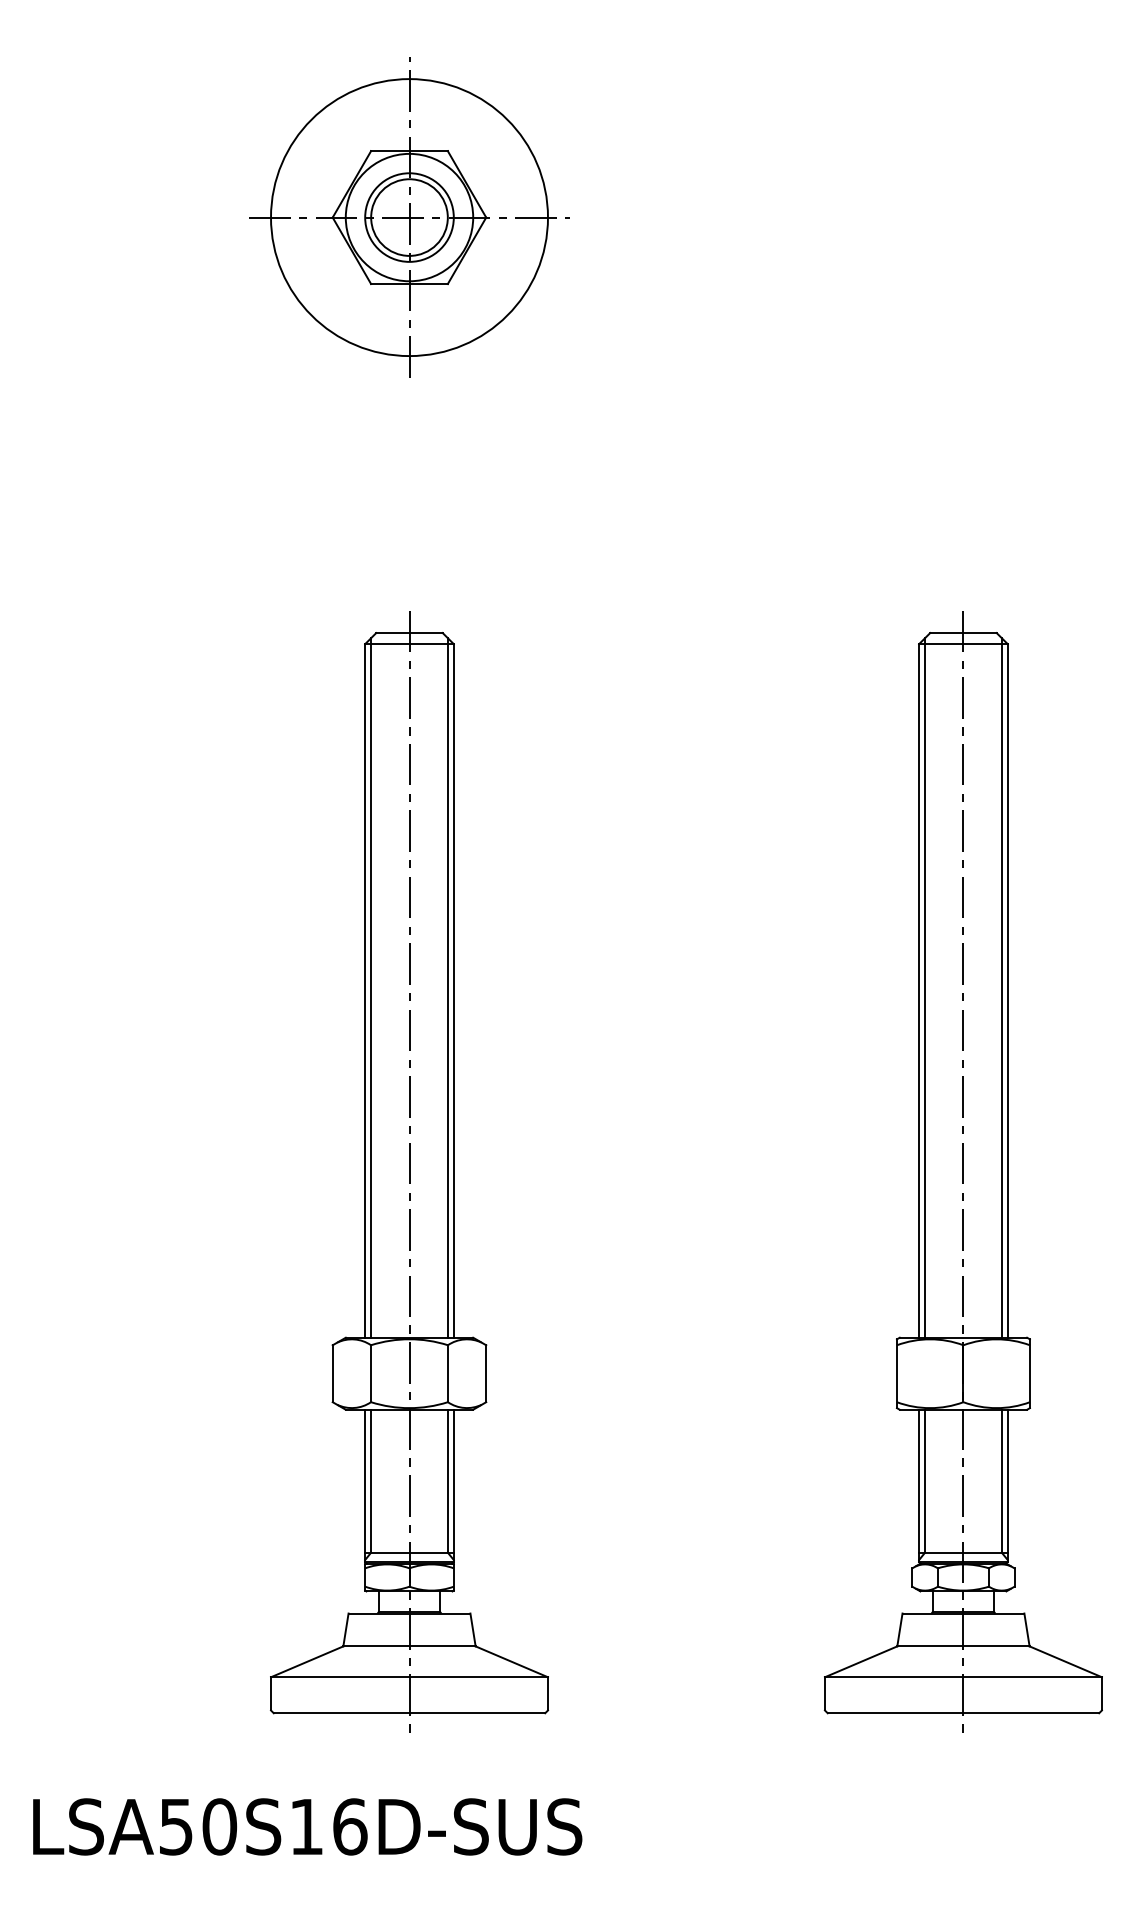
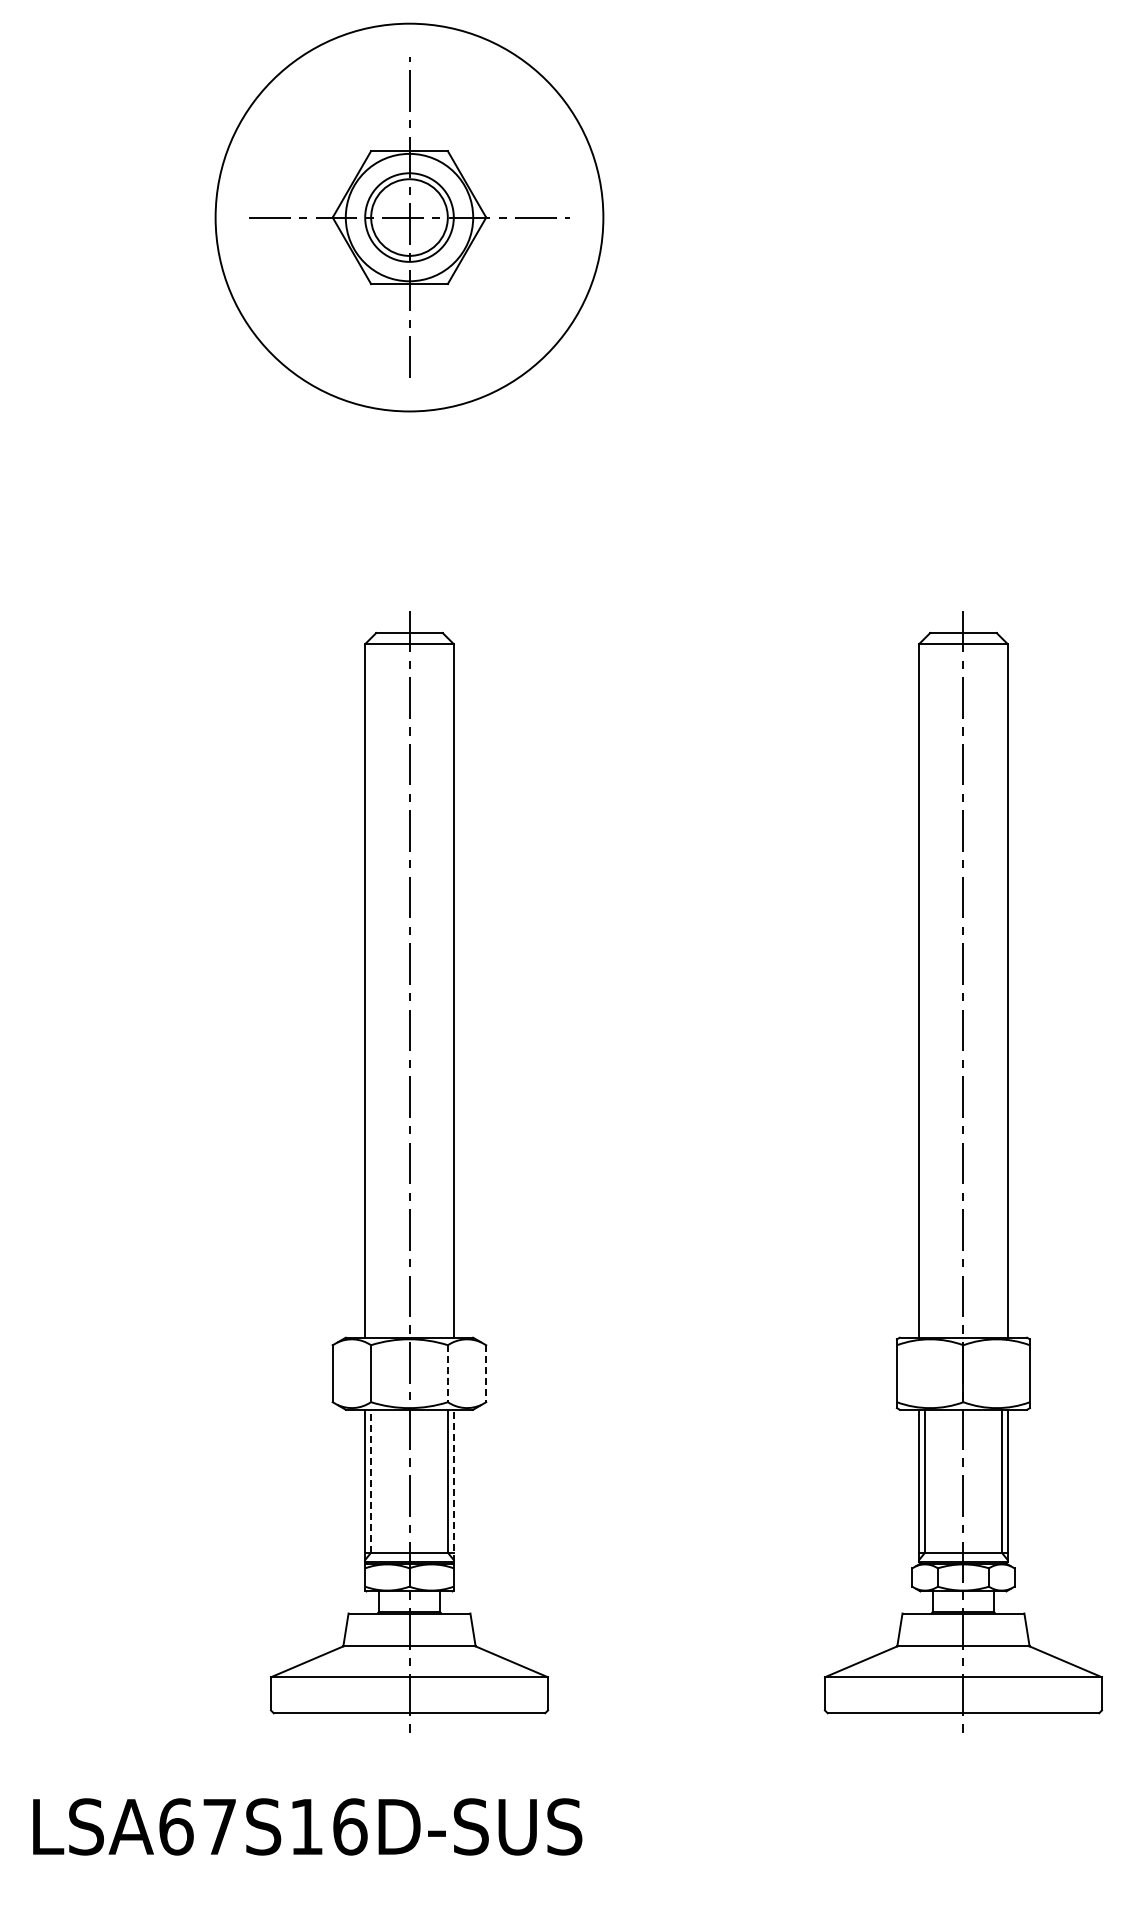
circle diameter: 277 px -> 388 px (409, 217)
line: present -> none (371, 987)
line: present -> none (447, 987)
line: present -> none (925, 987)
line: present -> none (1001, 987)
line: solid -> dashed (447, 1374)
line: solid -> dashed (486, 1374)
line: solid -> dashed (371, 1480)
line: solid -> dashed (453, 1485)
text: LSA50S16D-SUS -> LSA67S16D-SUS (198, 1826)
